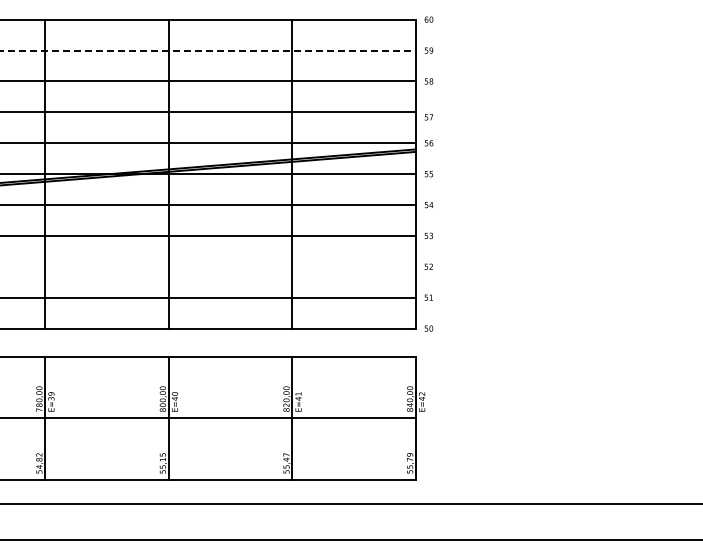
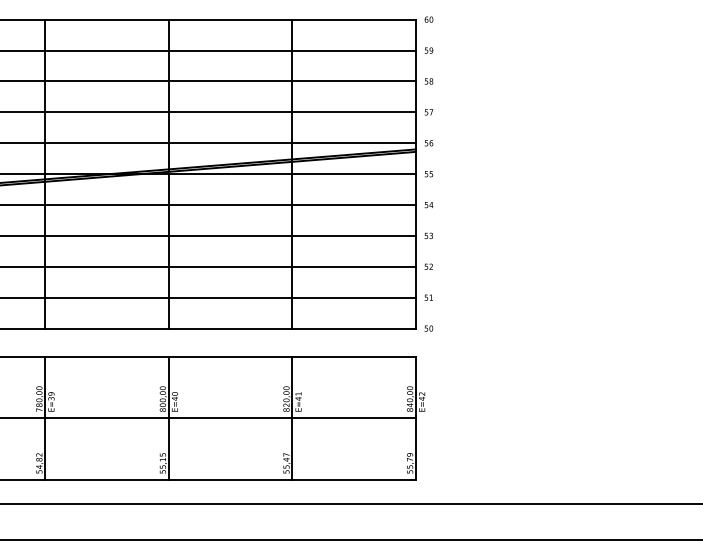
line: dashed -> solid (208, 50)
text position: (428, 117) -> (428, 112) (428, 112)
line: none -> present (208, 266)
